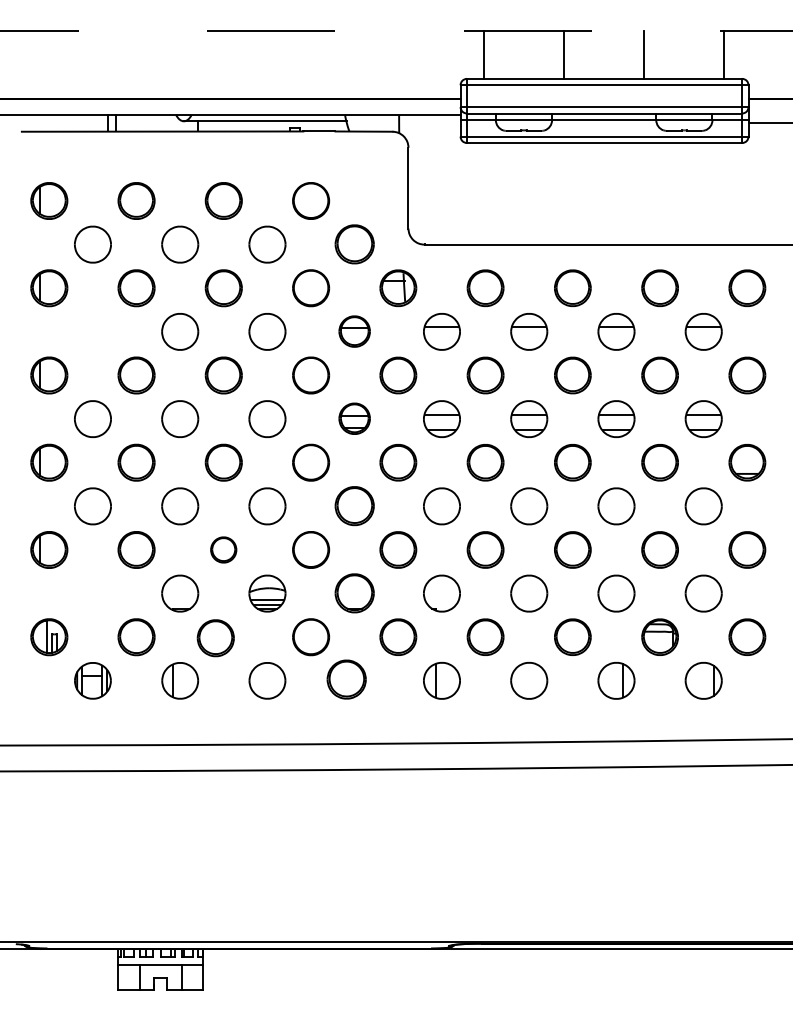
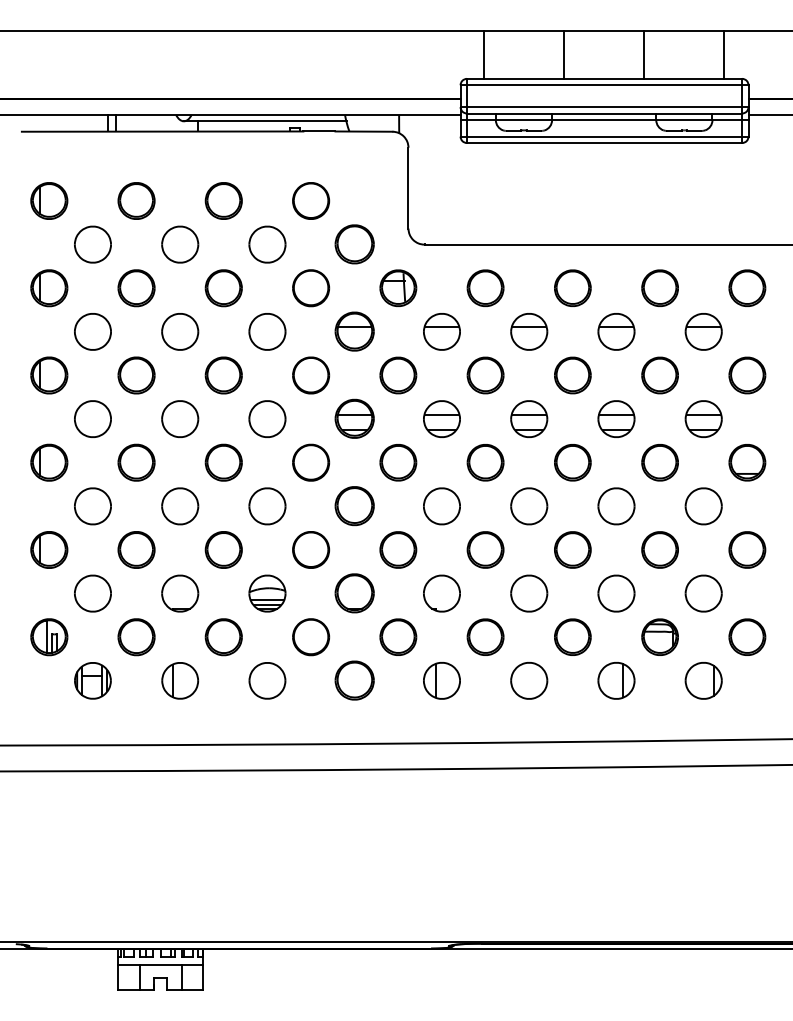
line: dashed -> solid (396, 30)
line position: (768, 123) -> (768, 115) (768, 115)
part: none -> present (92, 331)
part size: 33x33 px -> 41x41 px (354, 331)
part size: 33x33 px -> 41x41 px (354, 418)
part size: 28x28 px -> 39x38 px (223, 549)
part: none -> present (92, 593)
part position: (215, 638) -> (223, 637) (223, 637)
part position: (346, 679) -> (354, 680) (354, 680)
